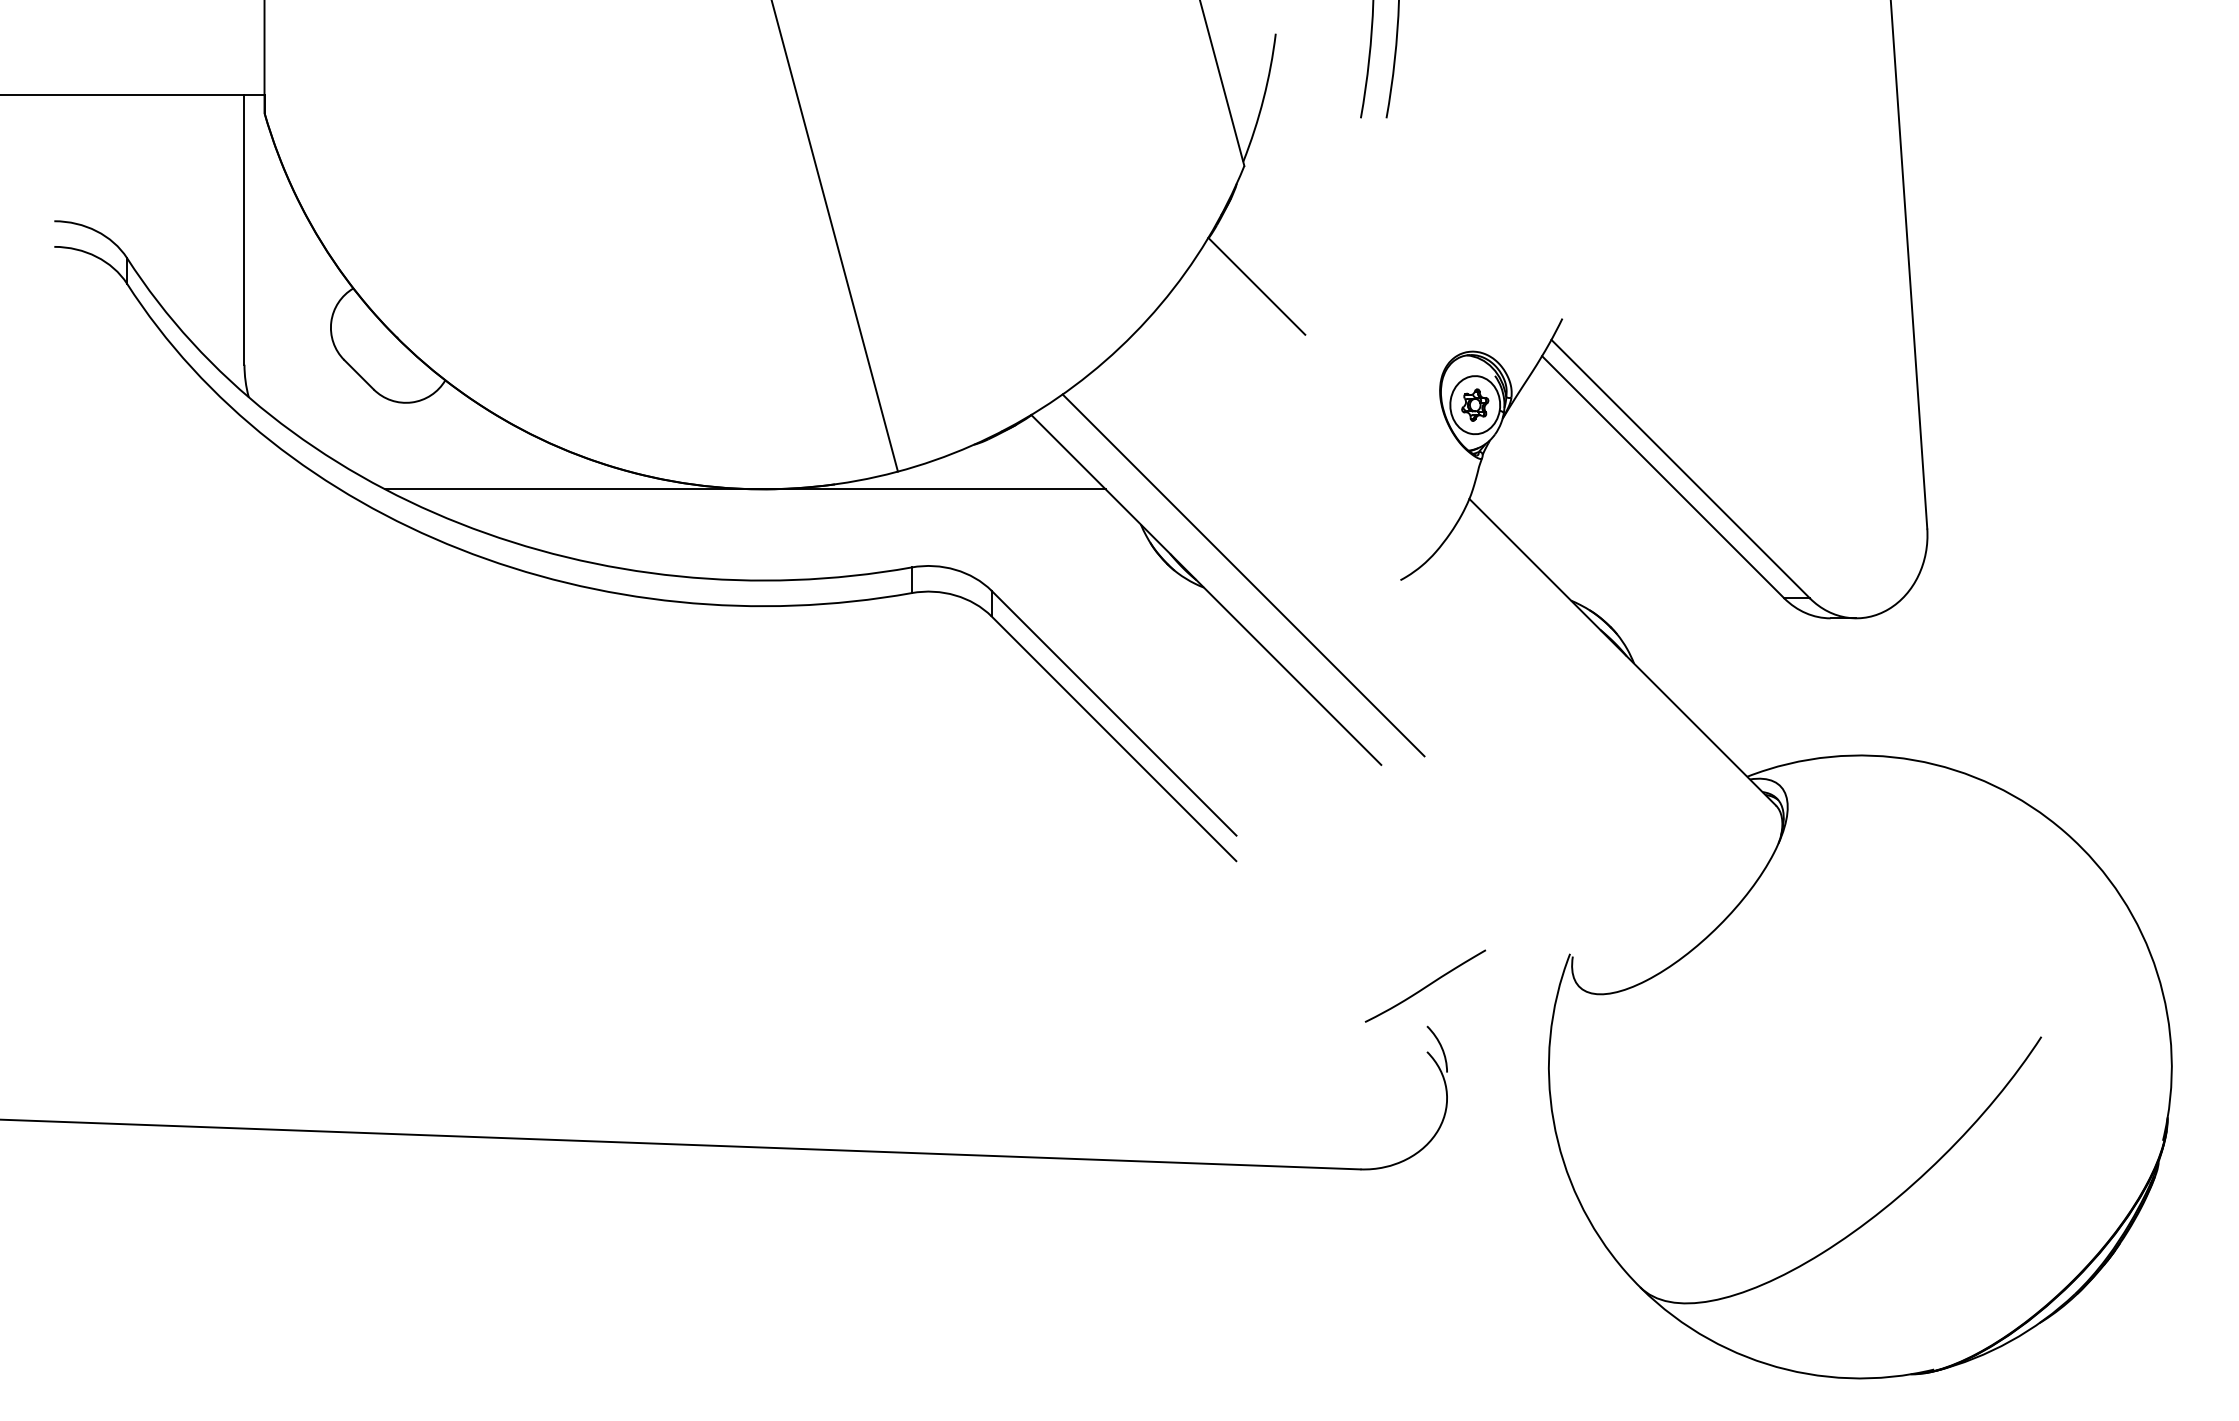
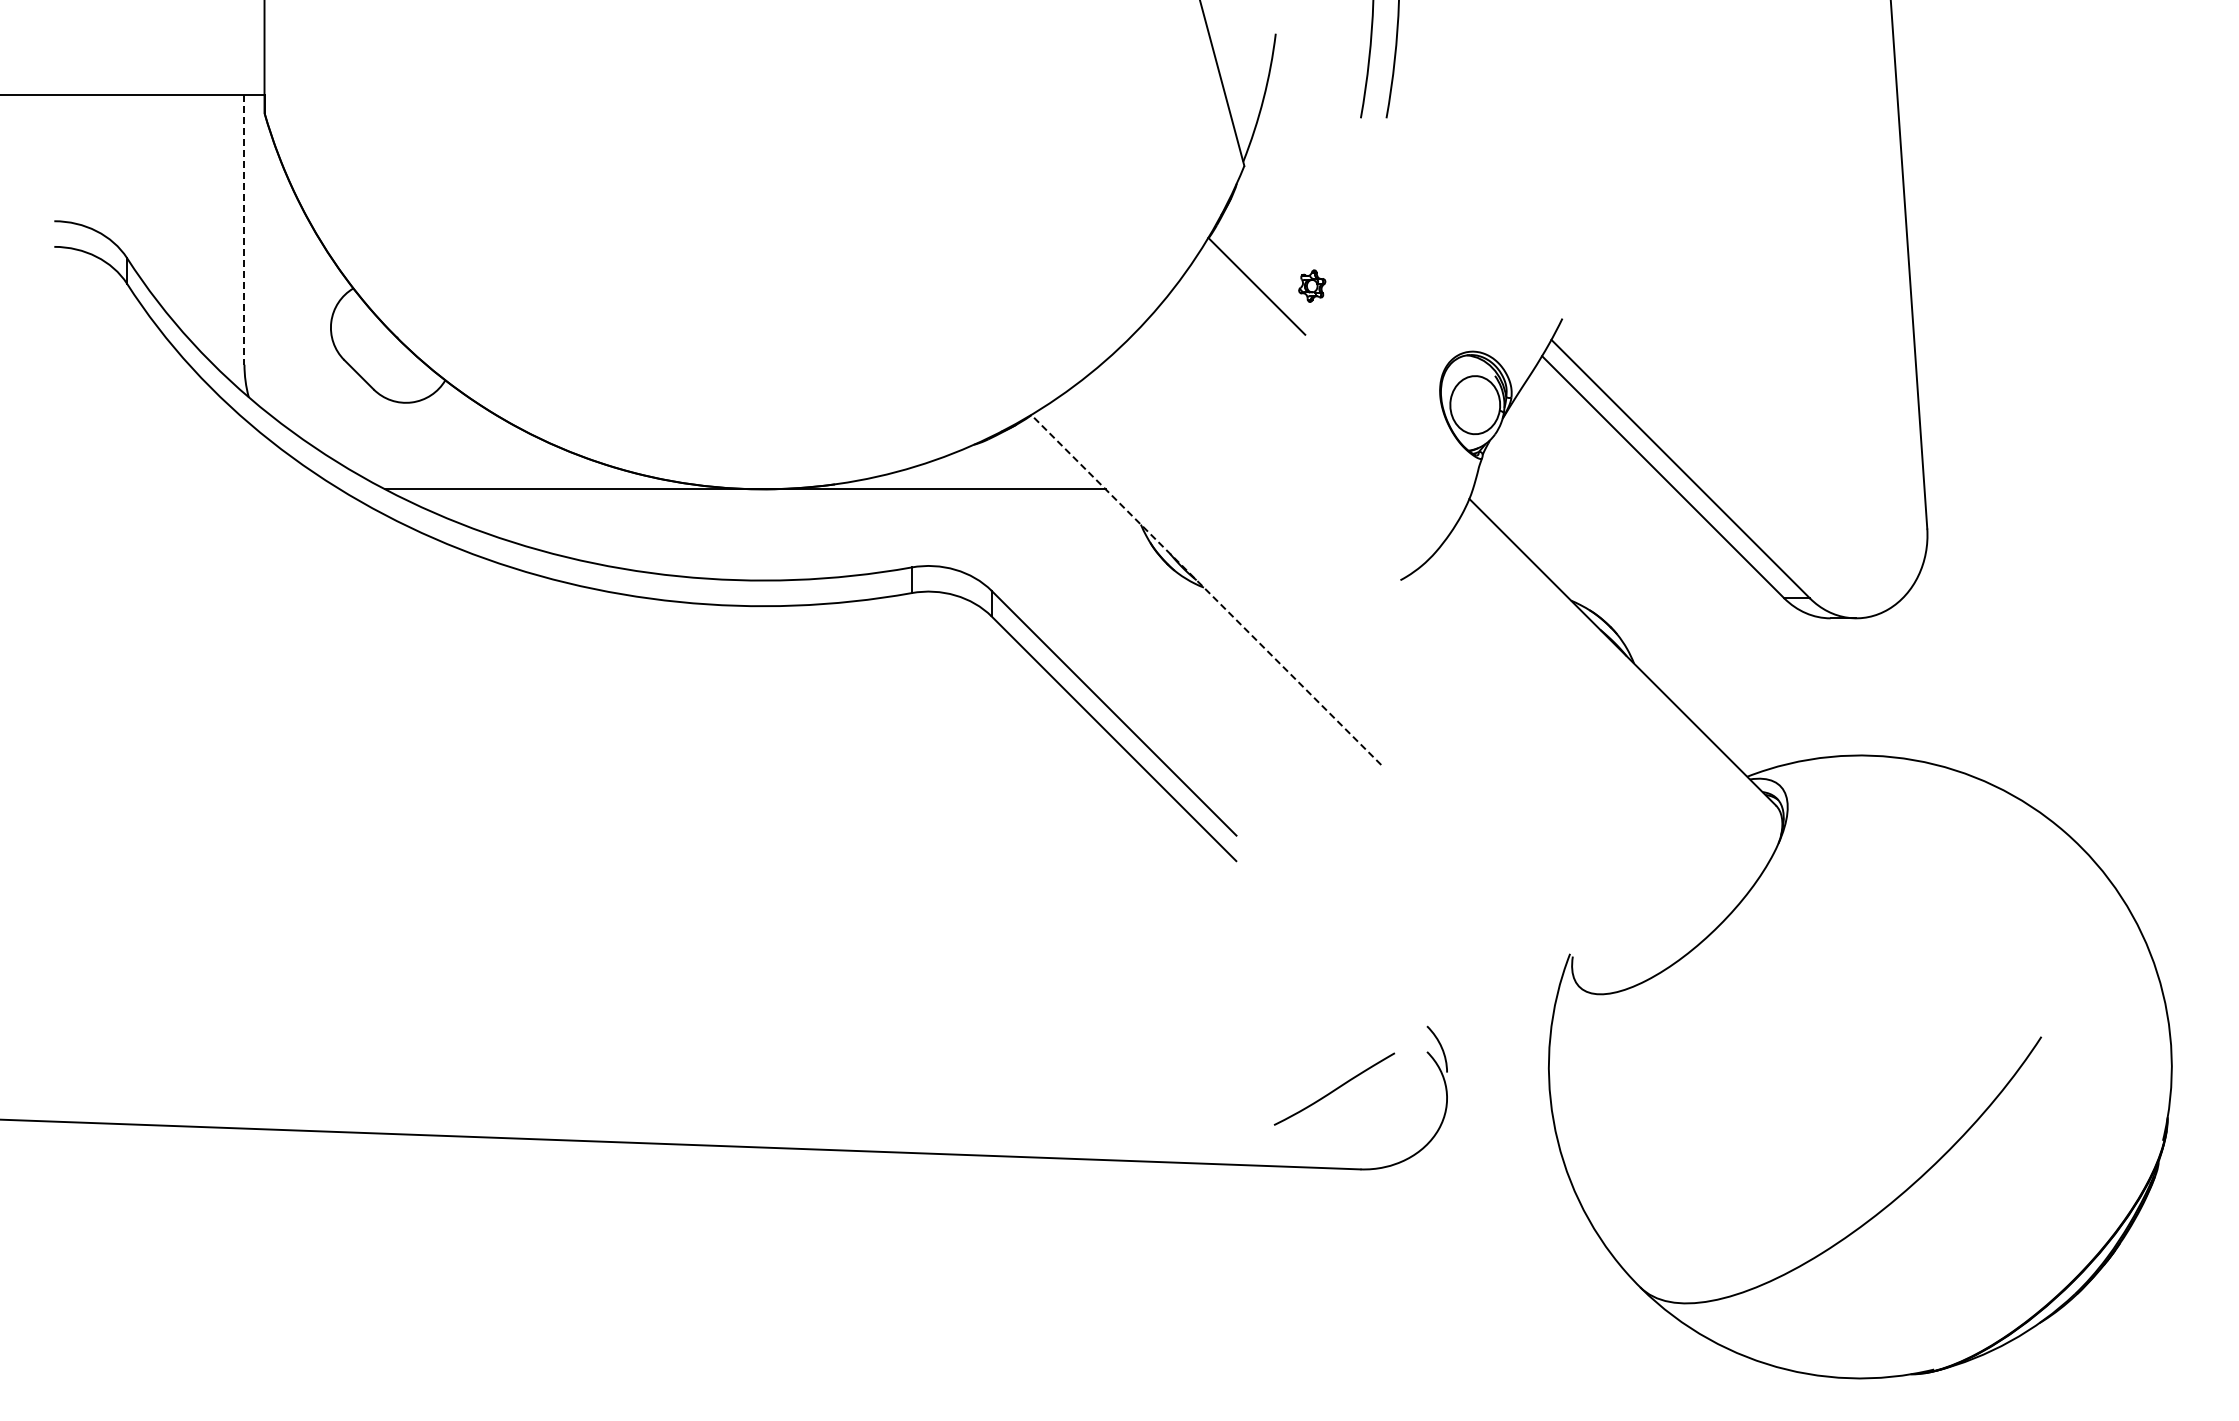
line: solid -> dashed (244, 230)
line: present -> none (834, 236)
part position: (1475, 404) -> (1312, 285) (1312, 285)
line: present -> none (1243, 575)
line: solid -> dashed (1205, 589)
curve position: (1426, 985) -> (1335, 1088) (1335, 1088)
